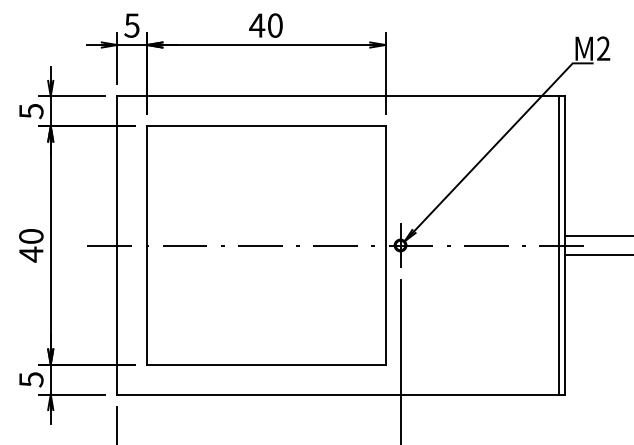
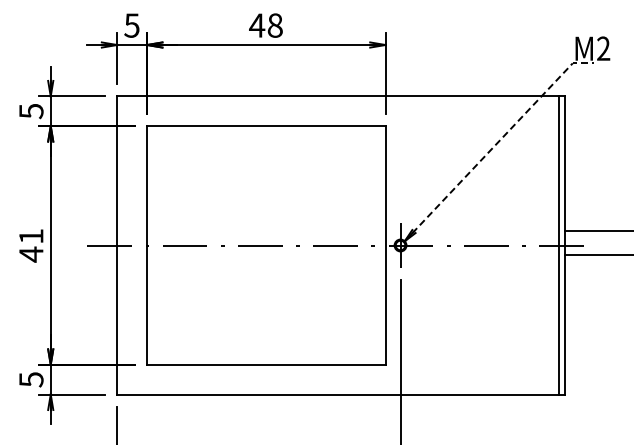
text: 40 -> 48 (274, 25)
line: solid -> dashed (496, 143)
text: 40 -> 41 (31, 236)
line position: (597, 236) -> (597, 231) (597, 231)
